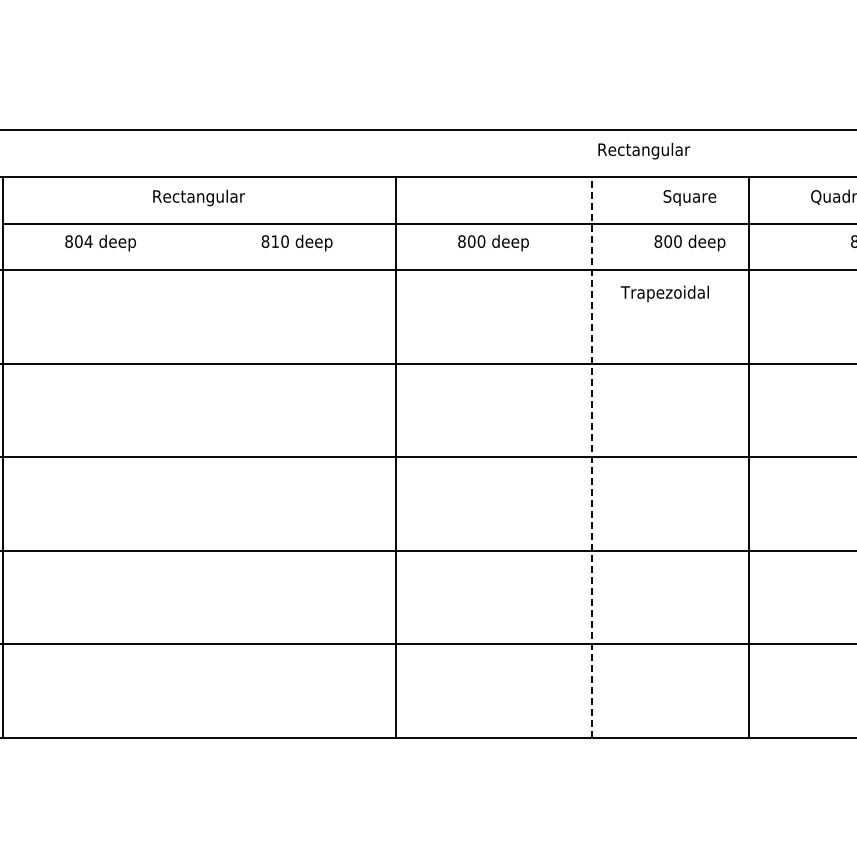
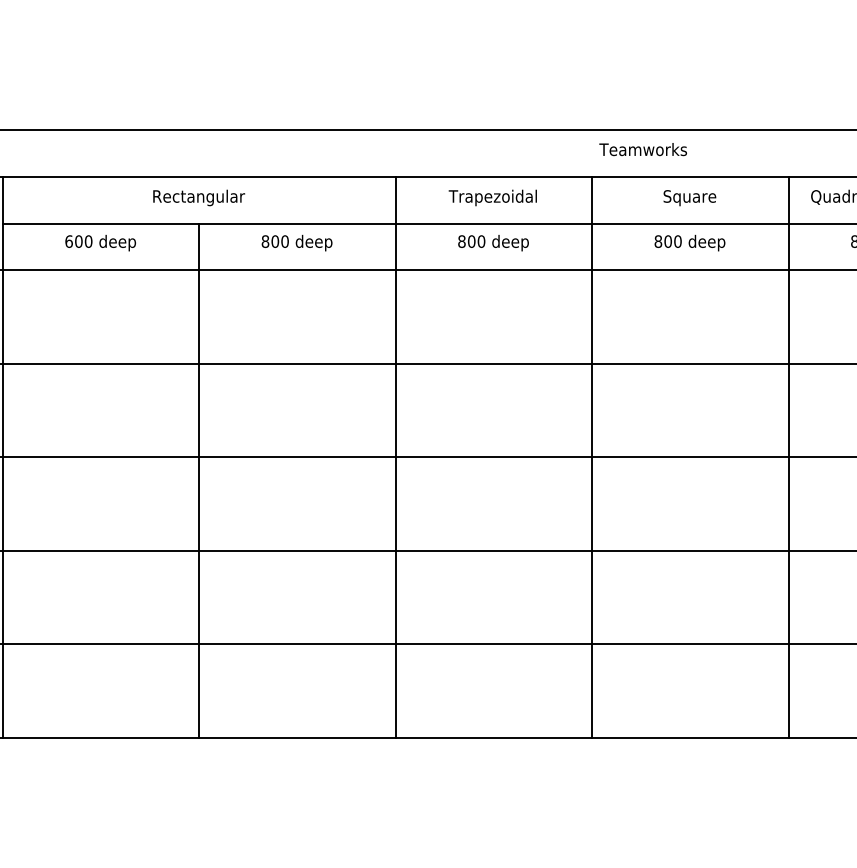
text: Rectangular -> Teamworks (644, 151)
text: 804 -> 600 (78, 241)
text: 810 -> 800 (275, 241)
text position: (664, 293) -> (492, 197) (492, 197)
line: dashed -> solid (592, 457)
line position: (748, 457) -> (788, 457) (788, 457)
line: none -> present (199, 480)
